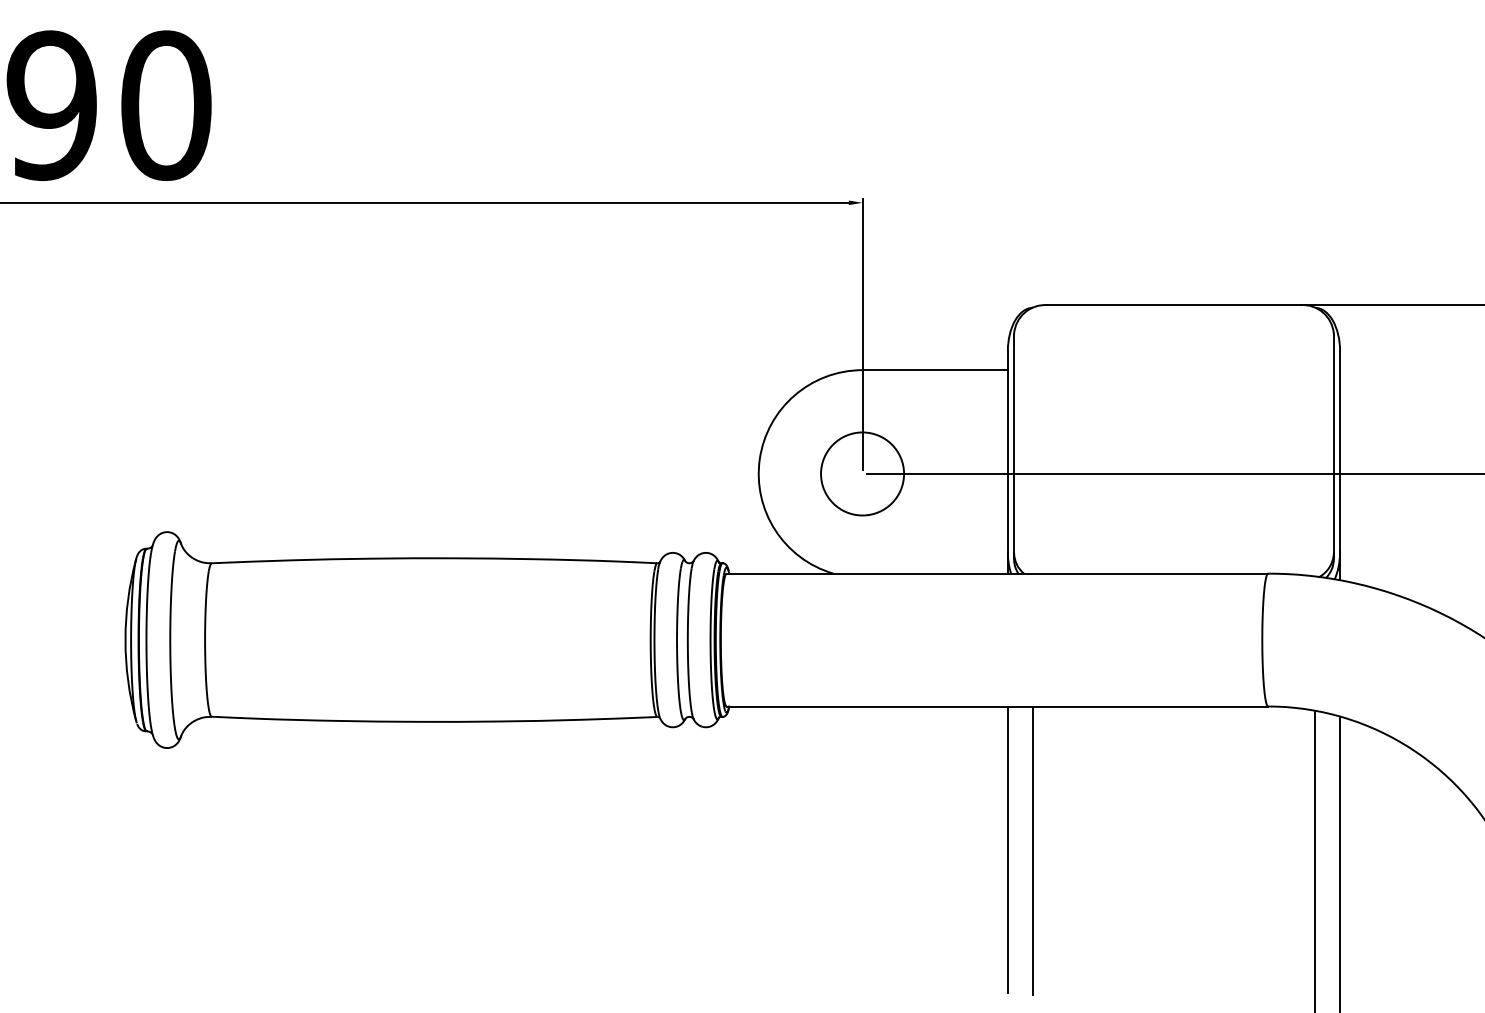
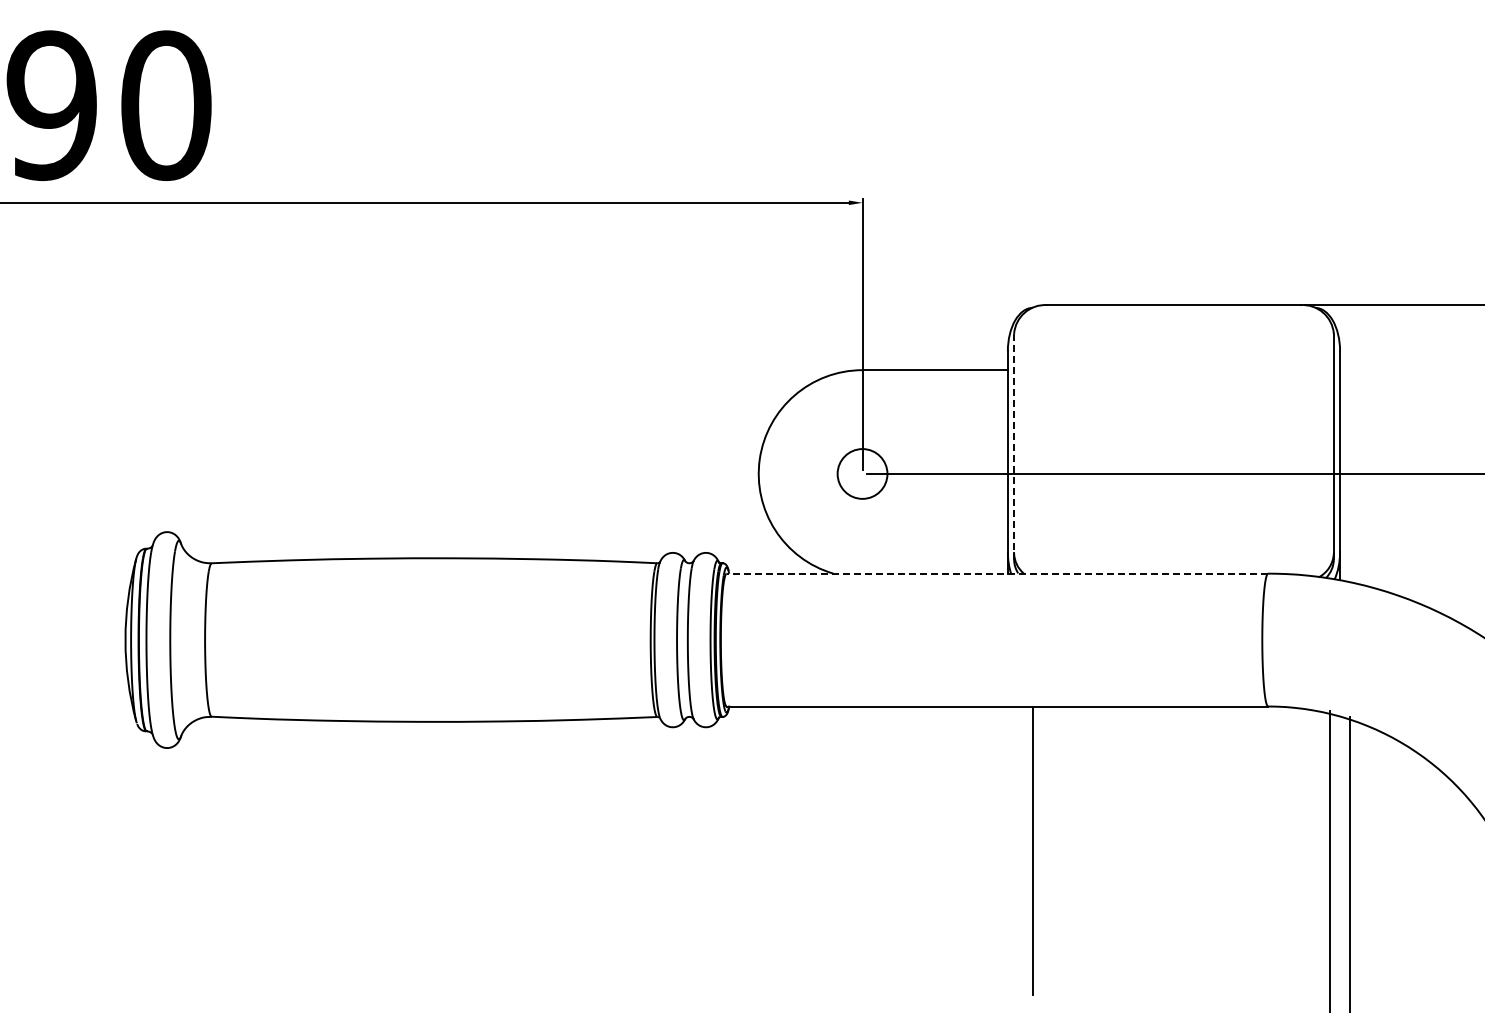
line: solid -> dashed (1014, 443)
circle diameter: 83 px -> 50 px (862, 473)
line: solid -> dashed (997, 573)
line: present -> none (1007, 849)
line position: (1315, 859) -> (1330, 859) (1330, 859)
line position: (1340, 862) -> (1350, 862) (1350, 862)
